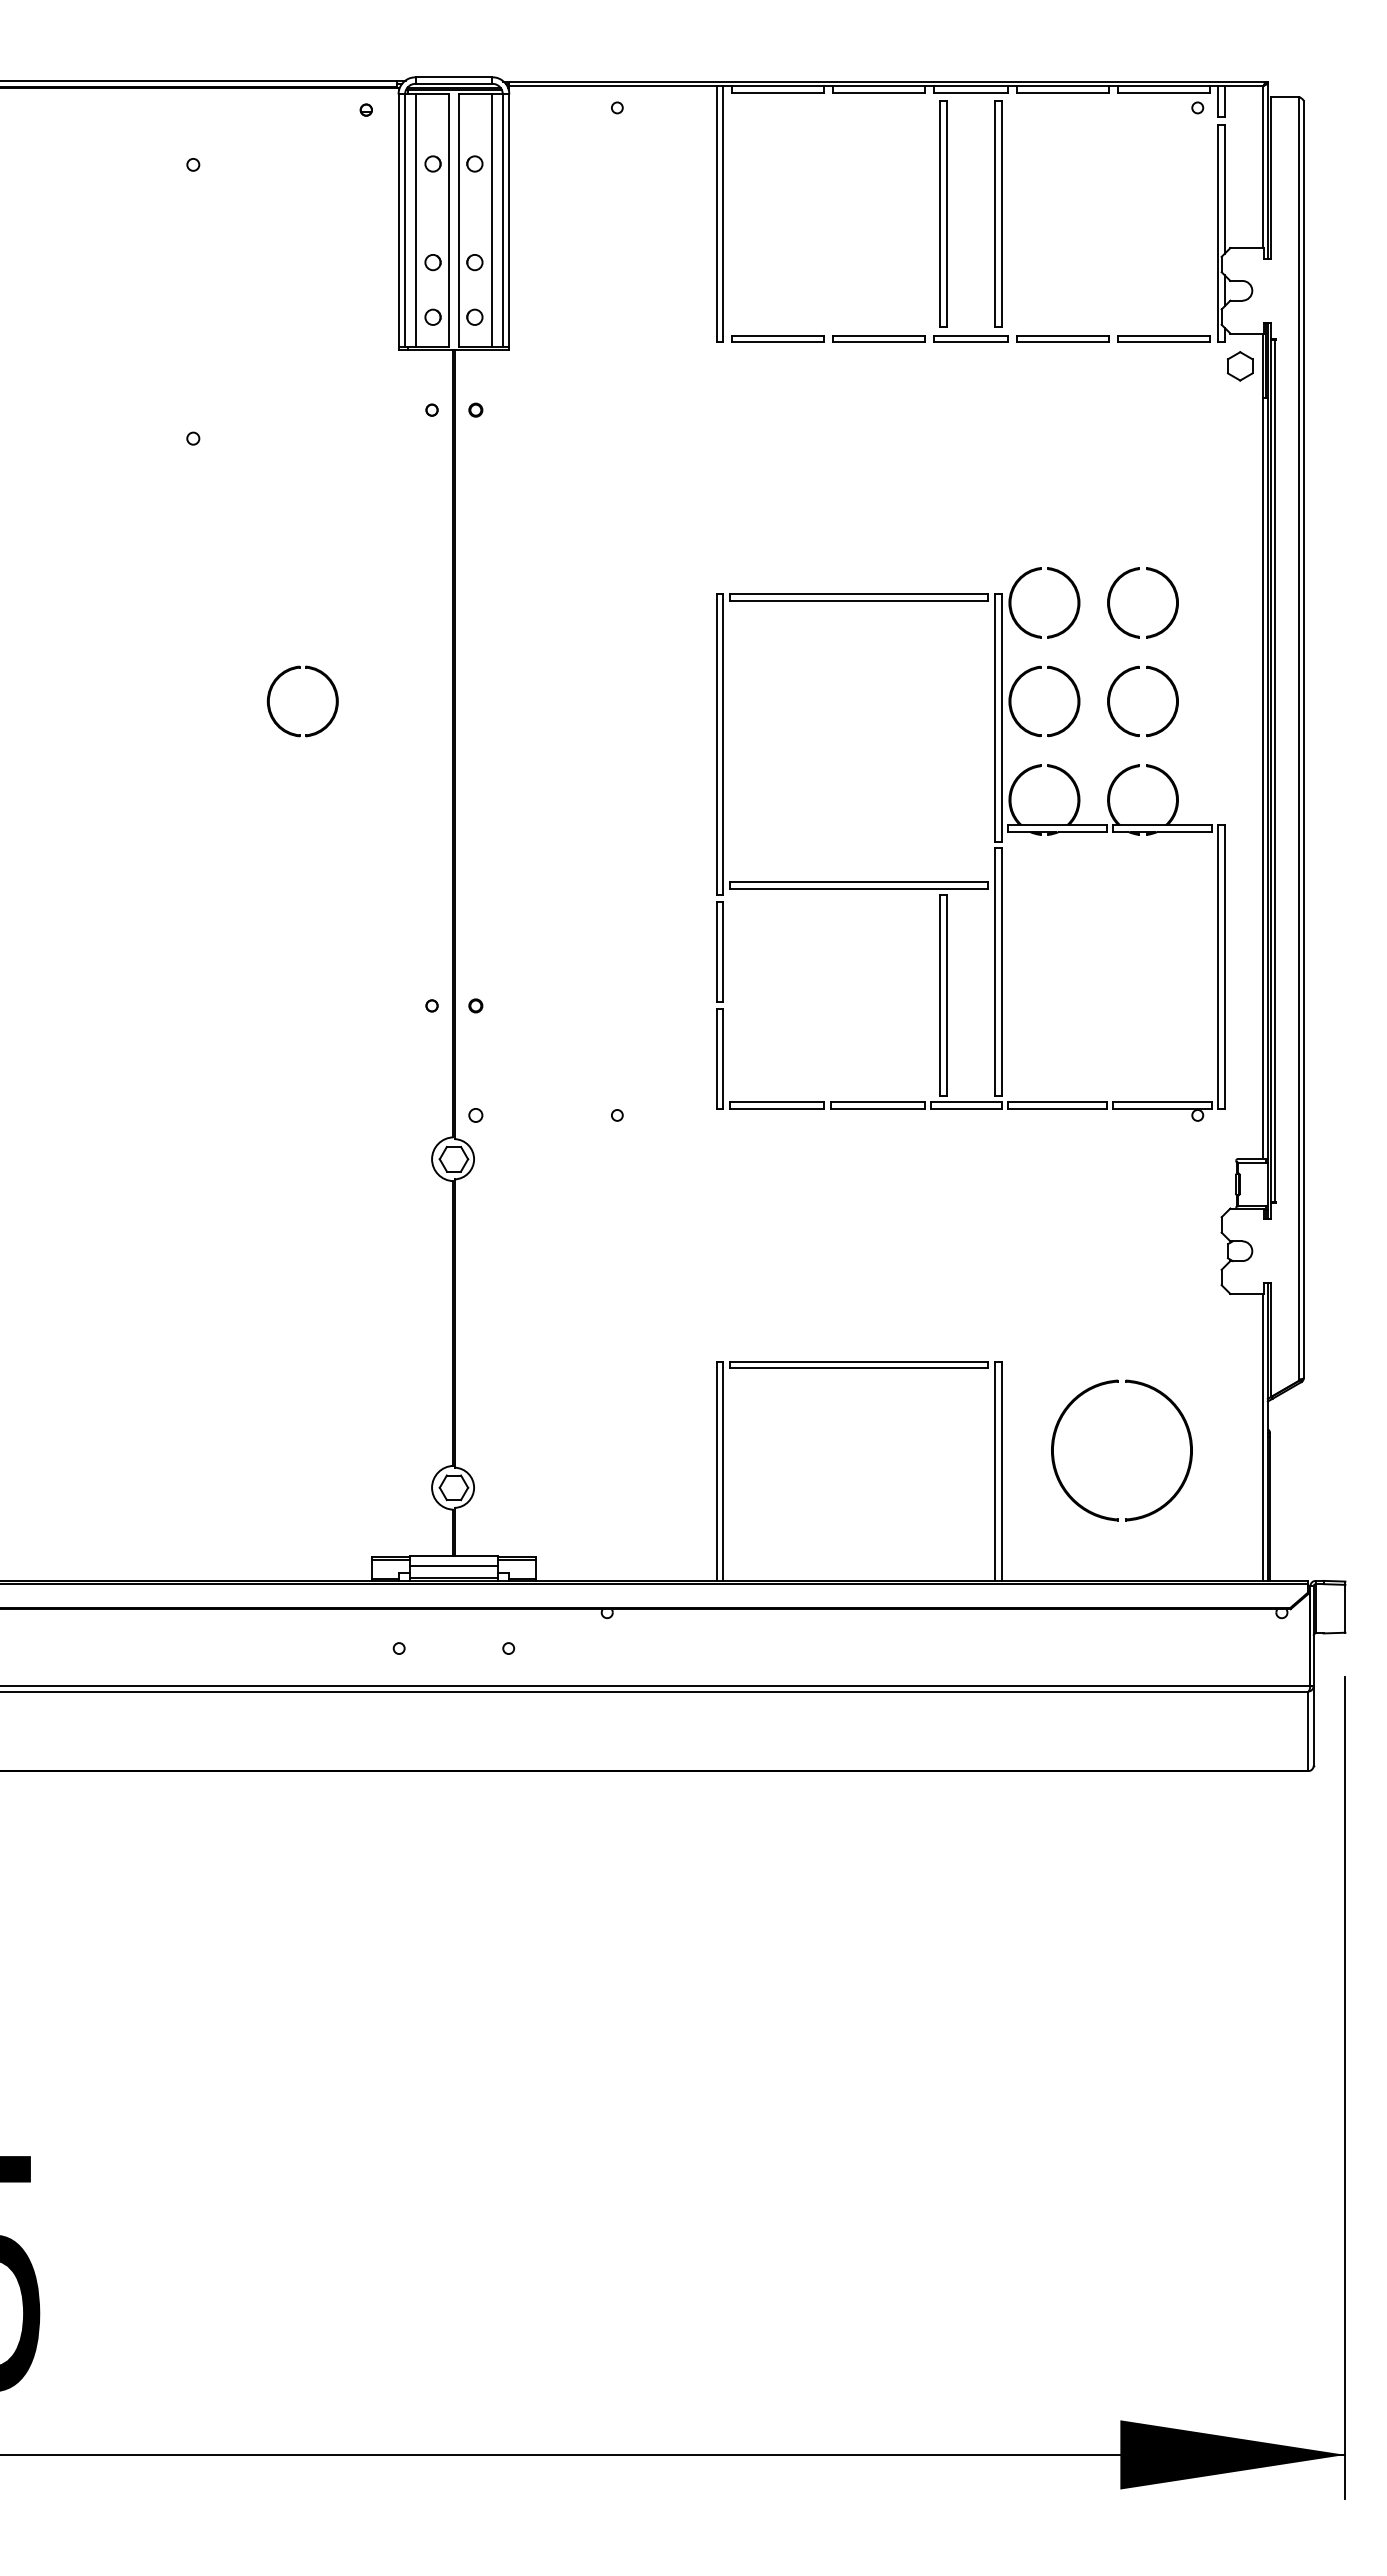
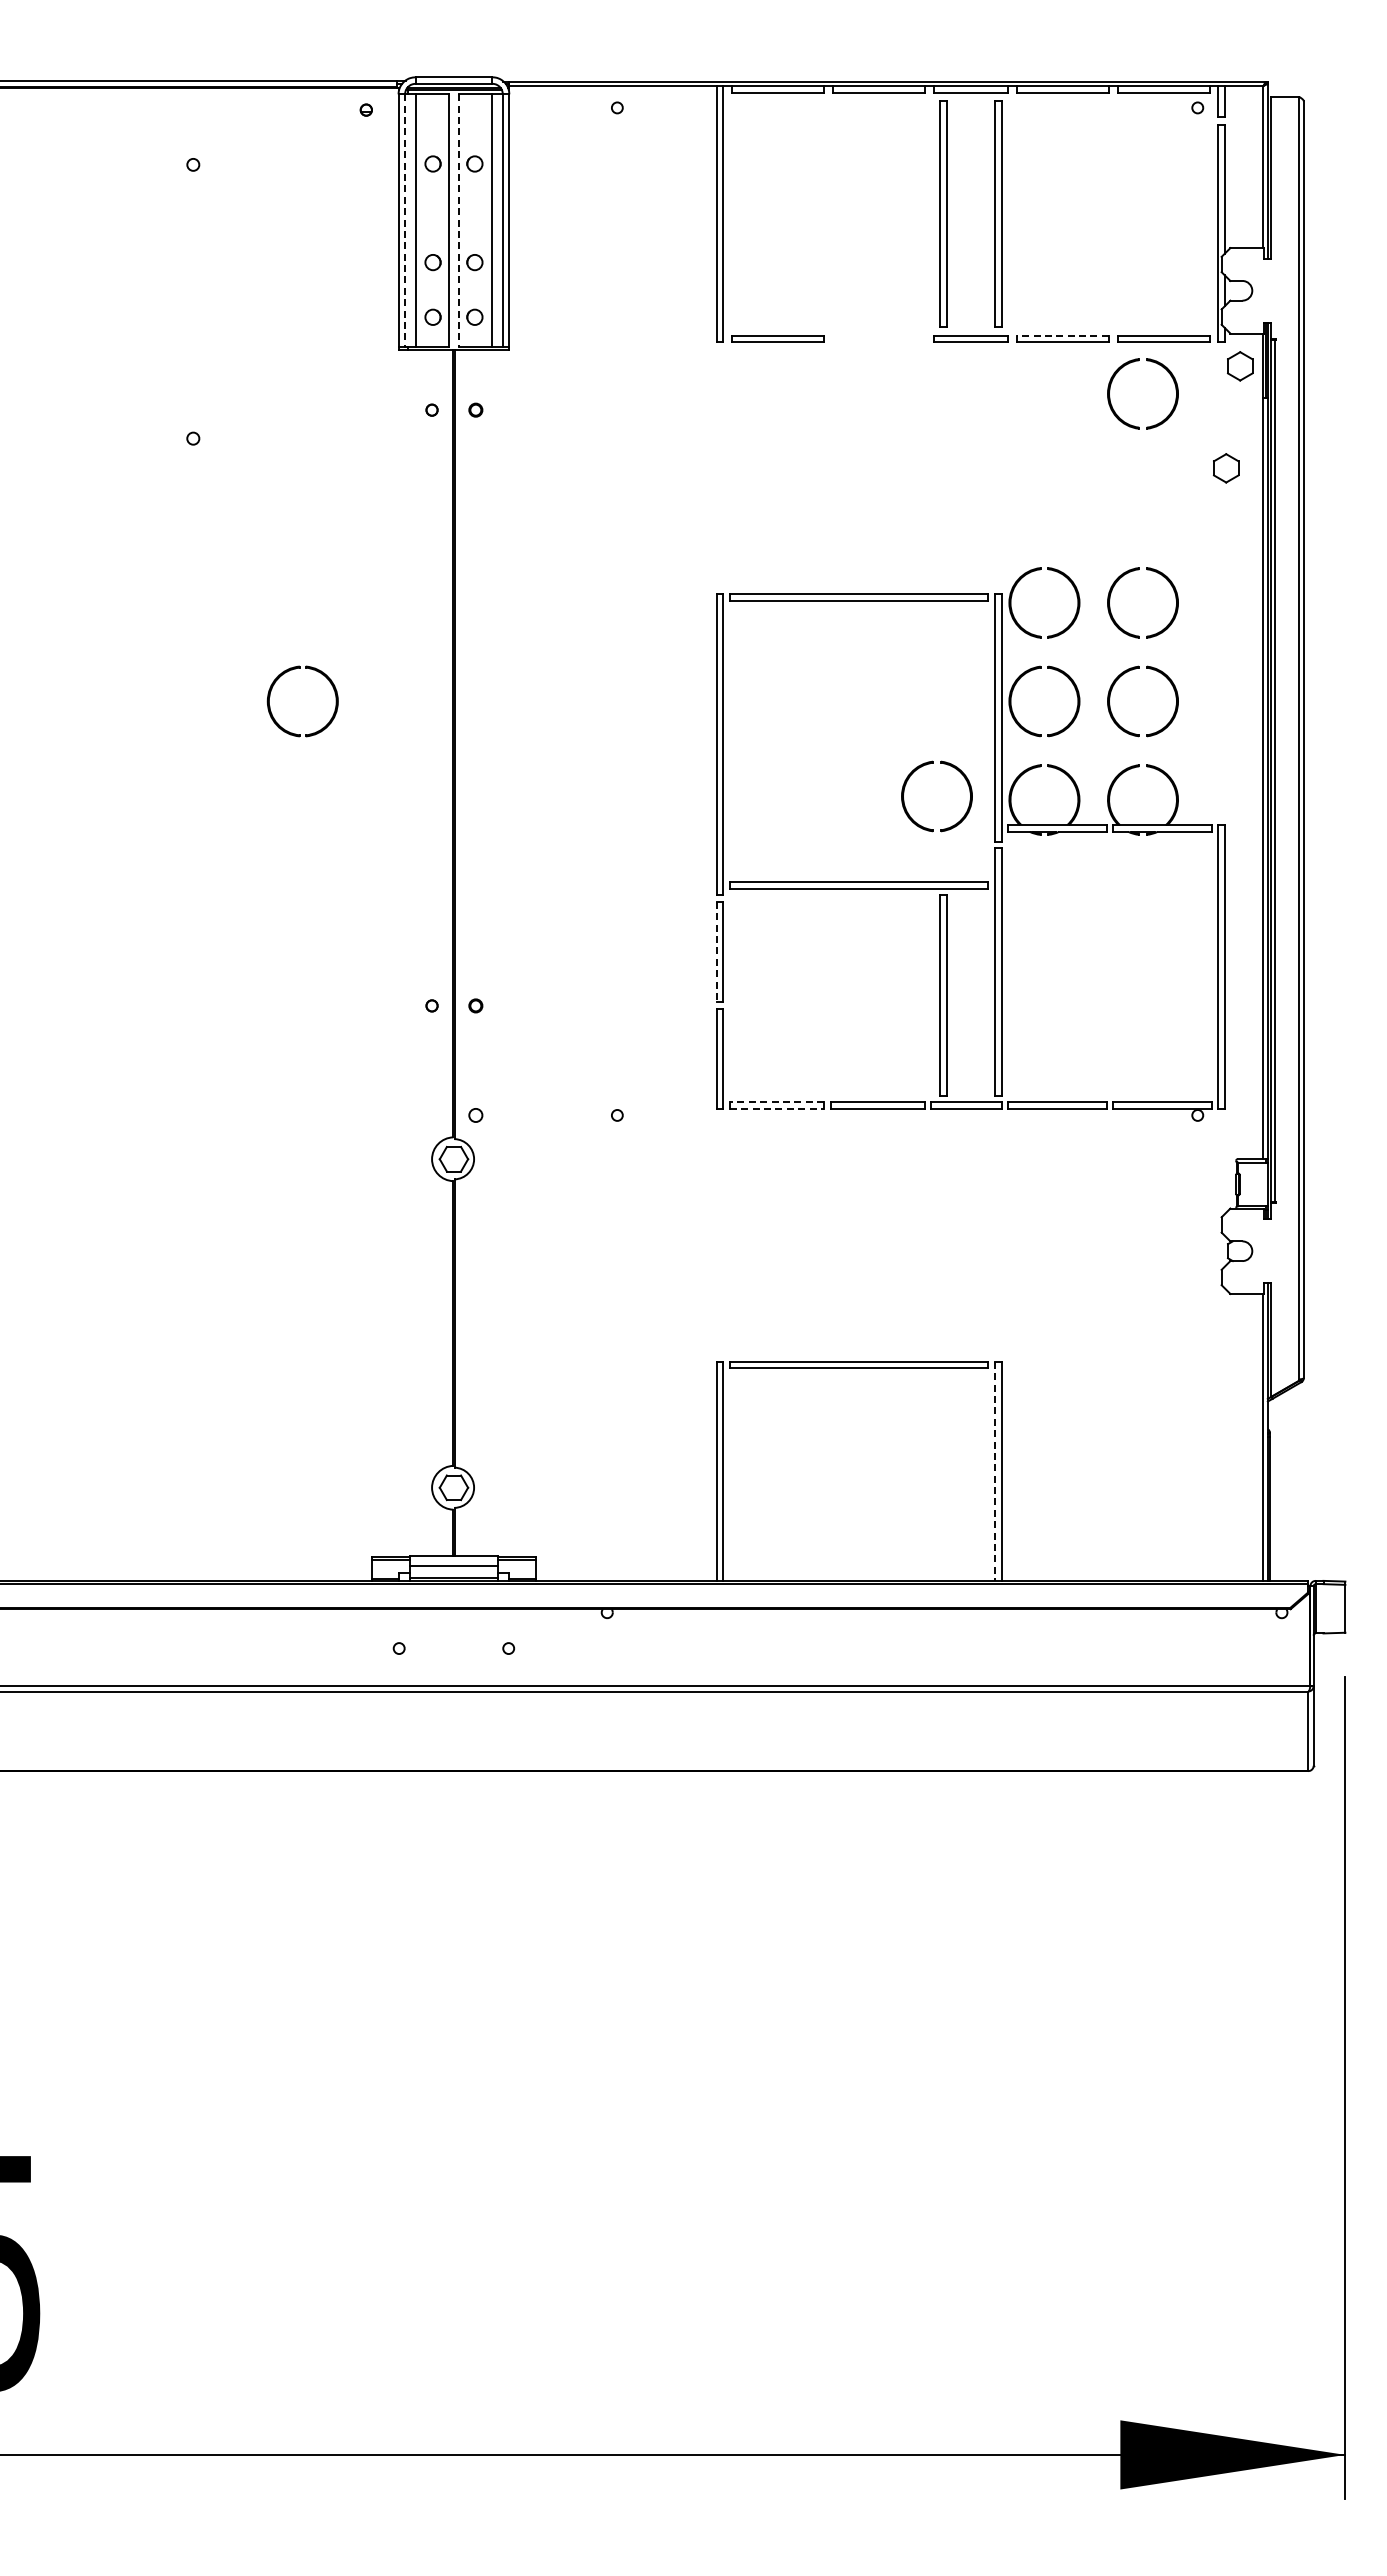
line: solid -> dashed (405, 221)
line: solid -> dashed (459, 221)
line: solid -> dashed (1062, 335)
part: present -> none (878, 338)
part: none -> present (1118, 372)
part: none -> present (1226, 468)
part: none -> present (904, 793)
line: solid -> dashed (716, 952)
line: solid -> dashed (776, 1102)
line: solid -> dashed (777, 1108)
part: present -> none (1056, 1433)
line: solid -> dashed (994, 1471)
